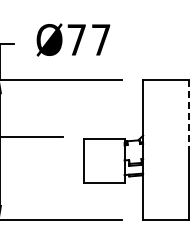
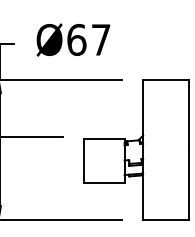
text: Ø77 -> Ø67 (76, 39)
line: dashed -> solid (189, 113)
